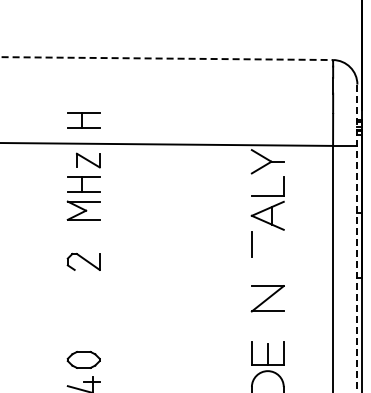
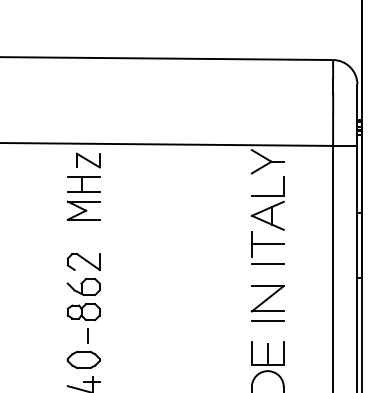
line: dashed -> solid (167, 58)
part: present -> none (83, 120)
line: dashed -> solid (357, 238)
line: none -> present (267, 244)
line: none -> present (267, 264)
part: none -> present (83, 310)
line: none -> present (267, 320)
